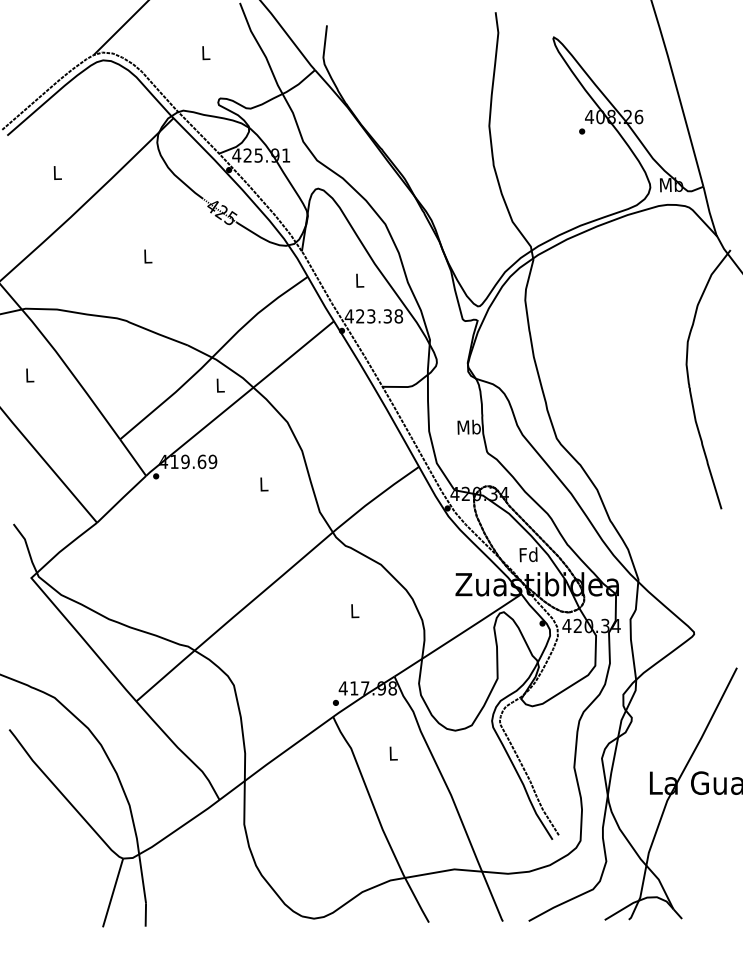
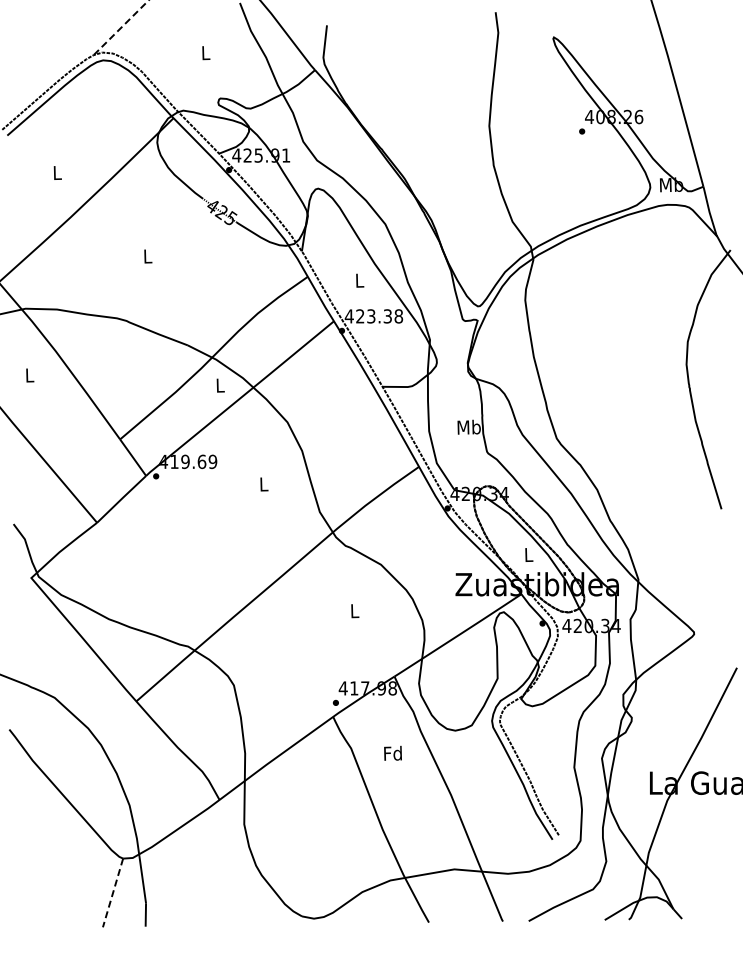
line: solid -> dashed (121, 27)
text: Fd -> L (528, 554)
text: L -> Fd (392, 752)
line: solid -> dashed (113, 892)
